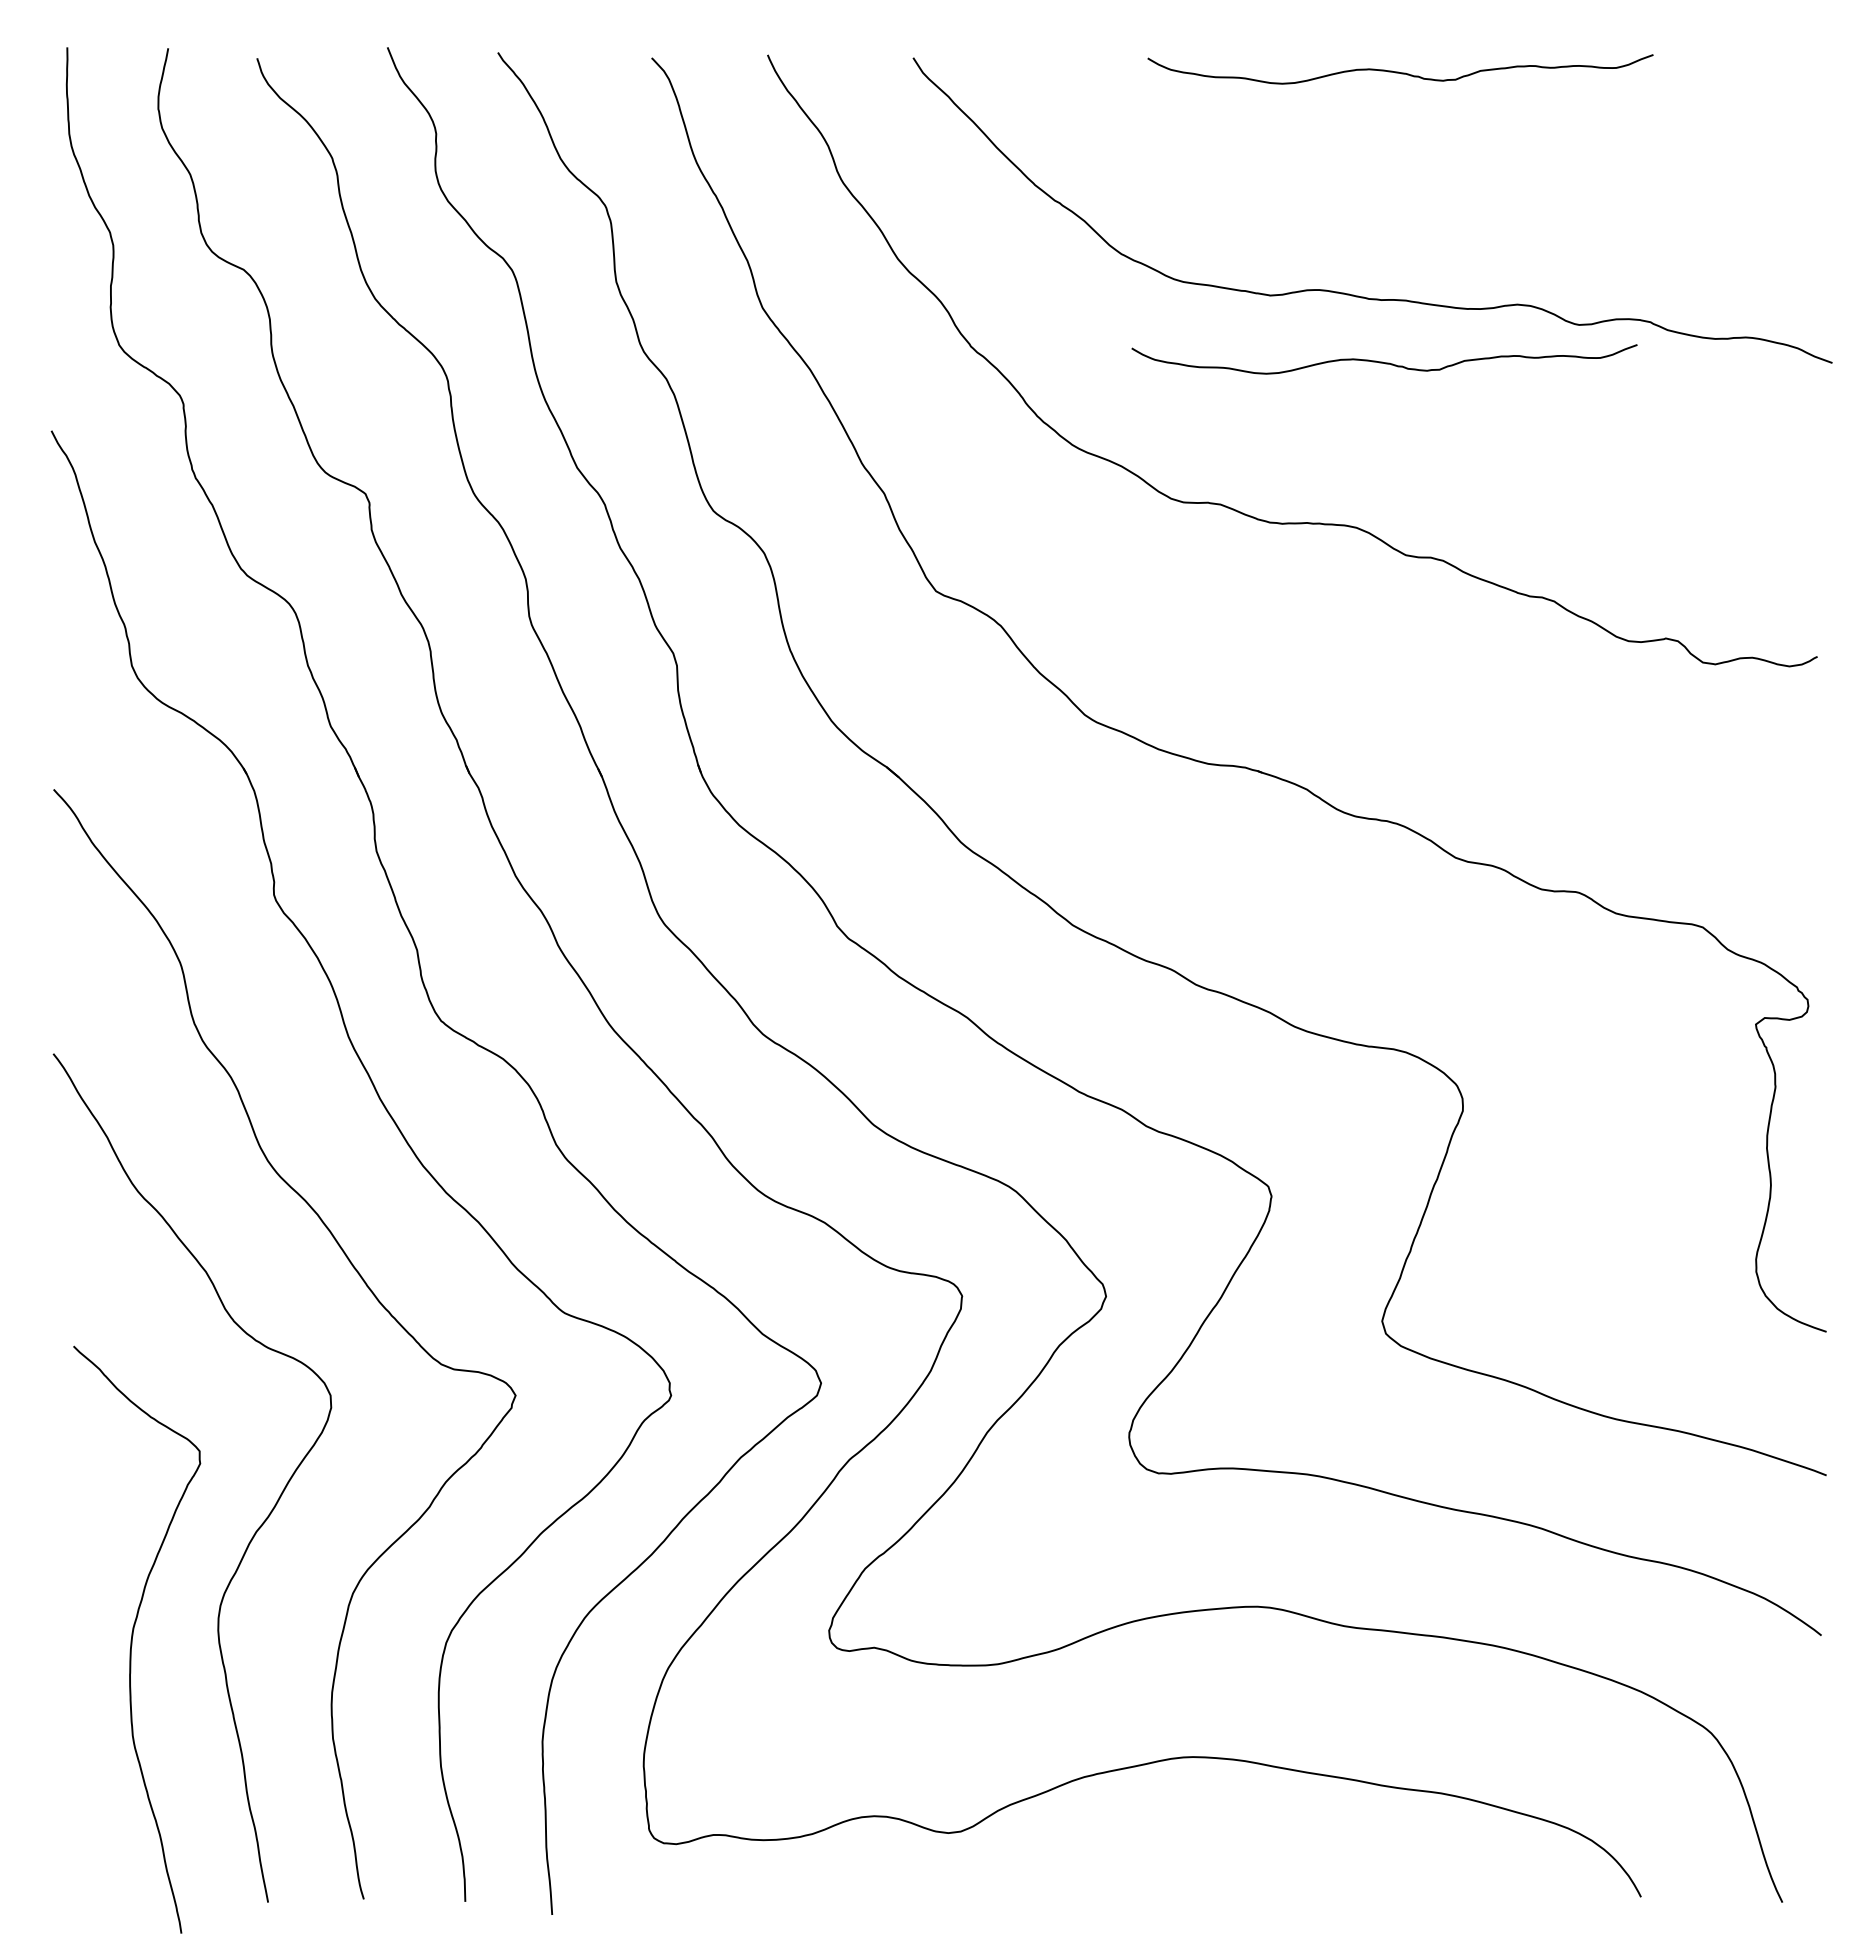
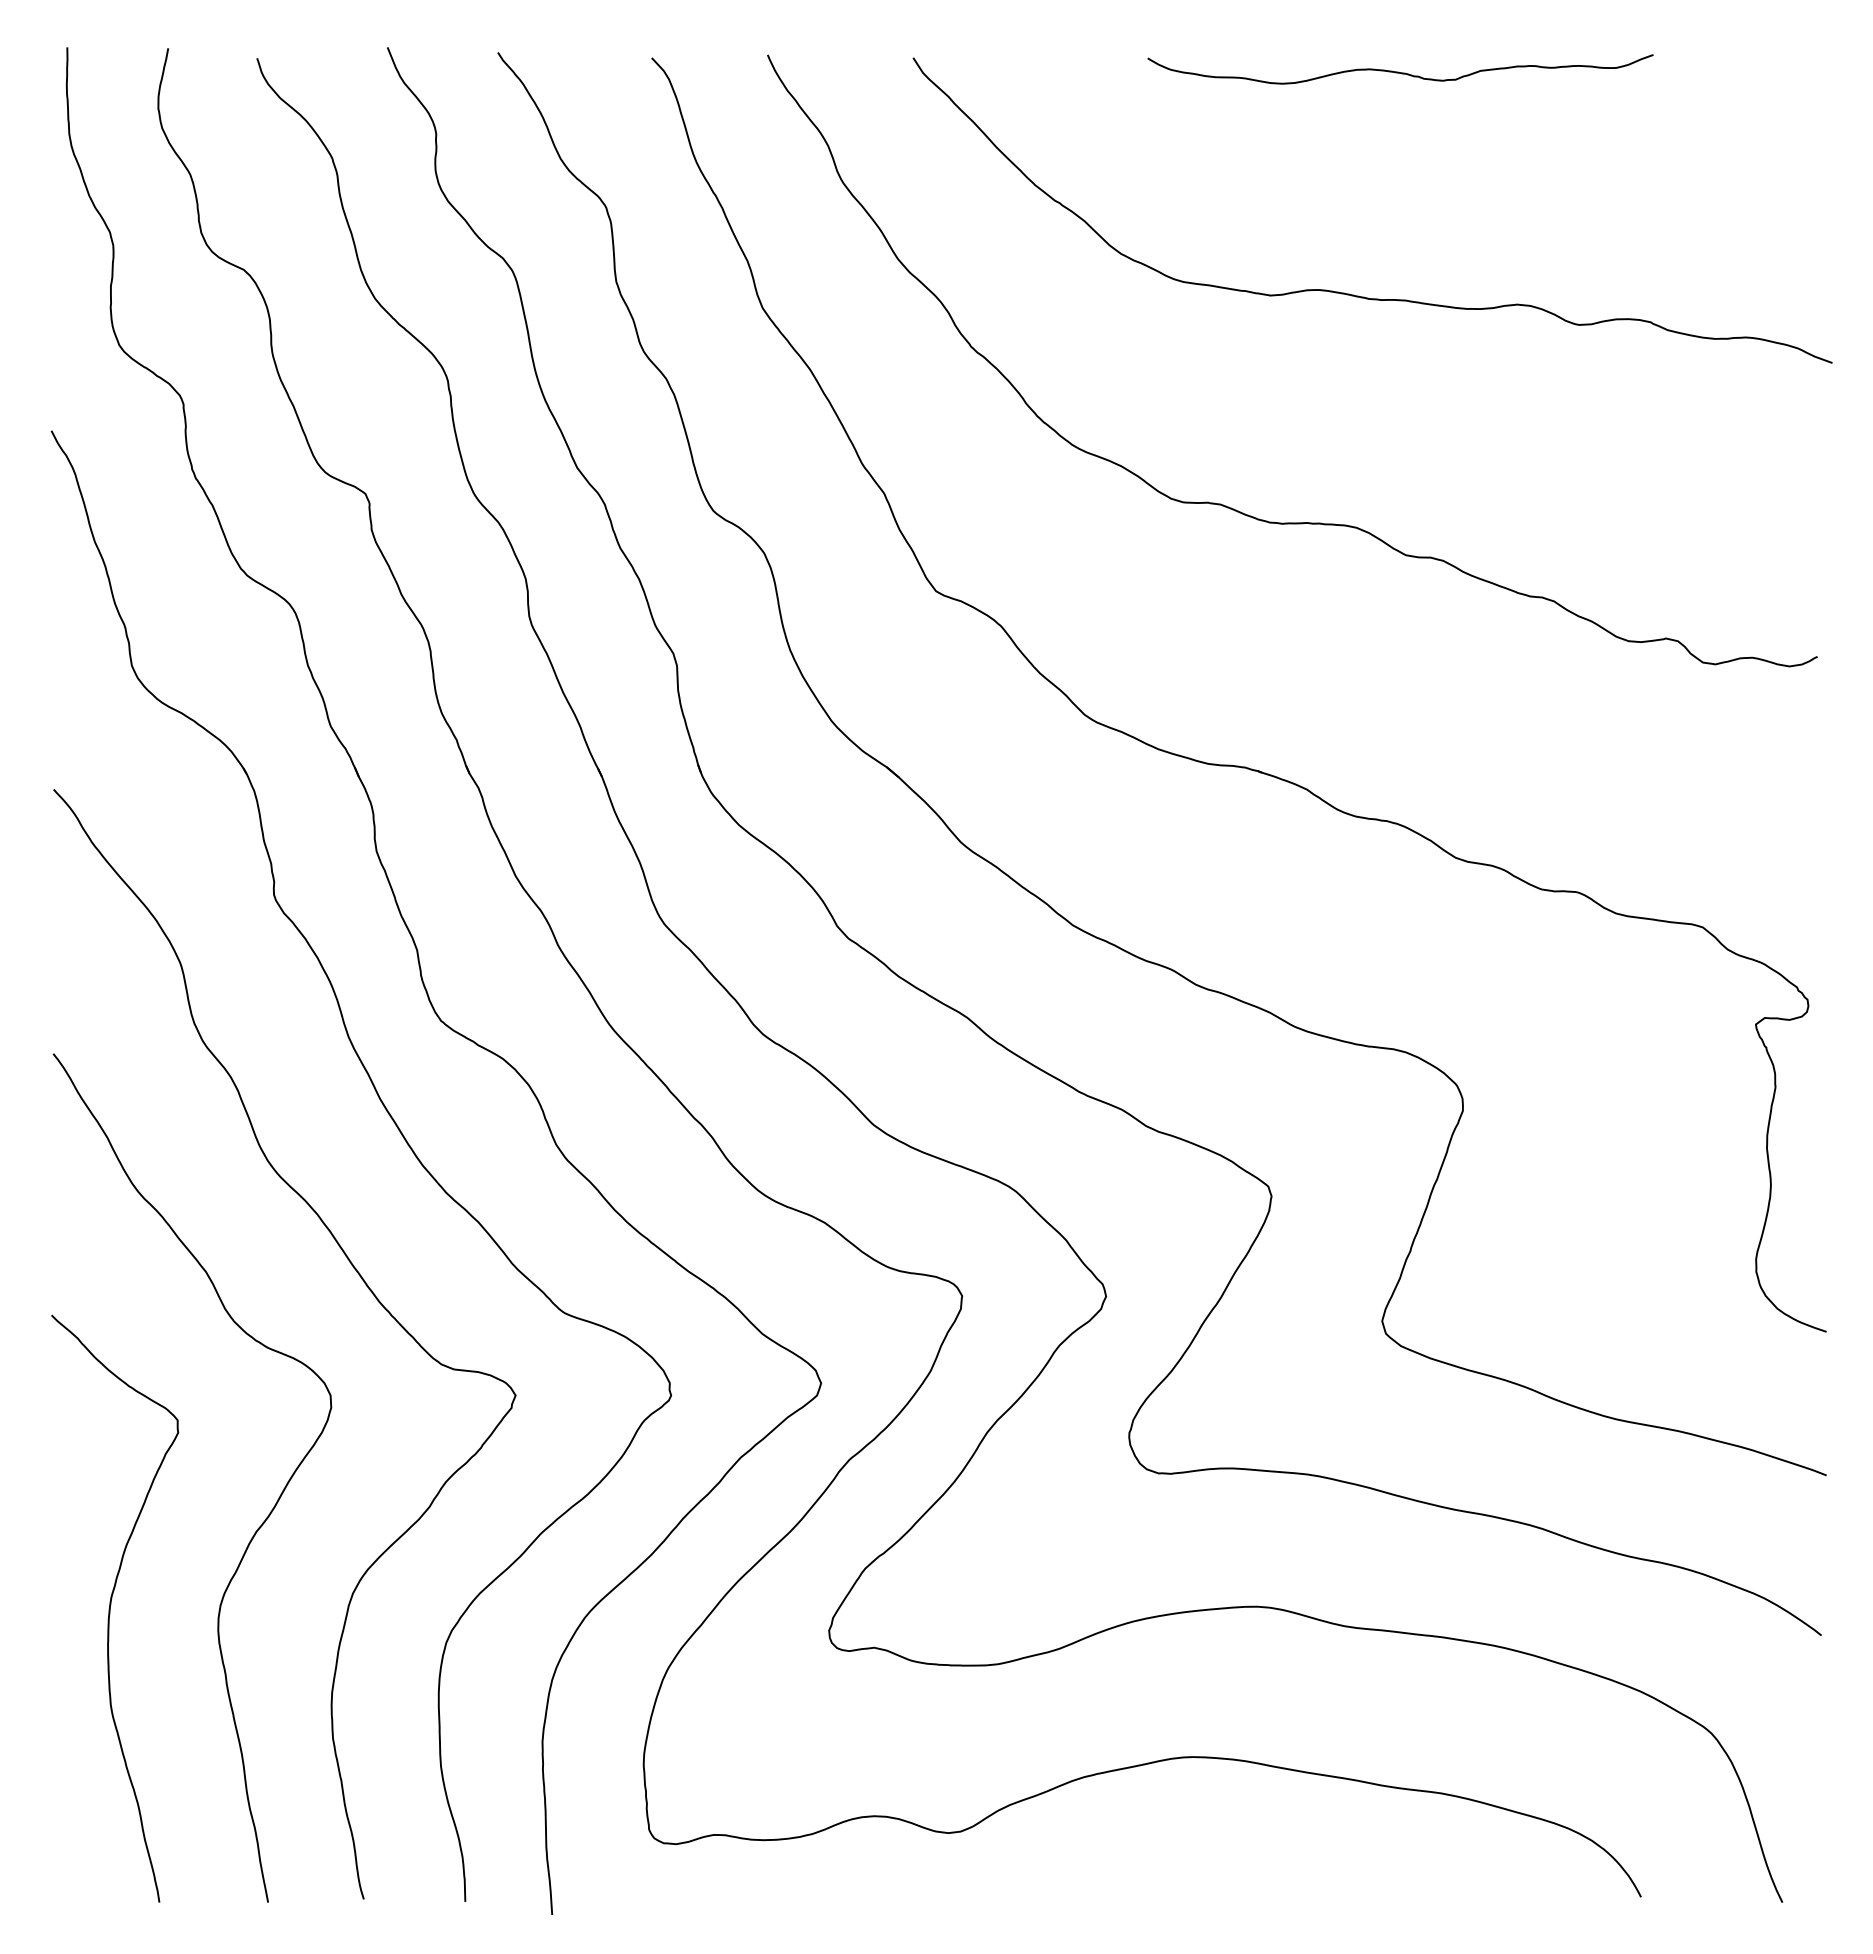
curve: present -> none (1382, 361)
curve position: (133, 1636) -> (111, 1605) (111, 1605)
